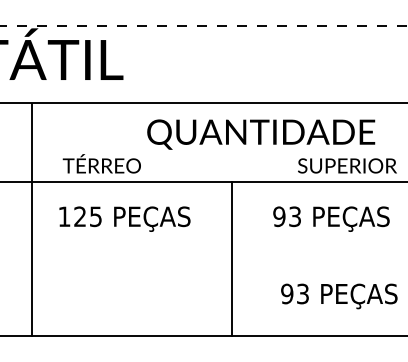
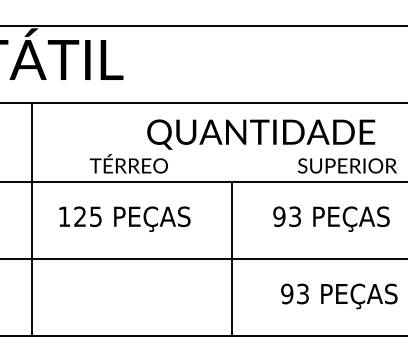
line: dashed -> solid (203, 25)
text position: (101, 163) -> (128, 163) (128, 163)
line: none -> present (203, 258)
